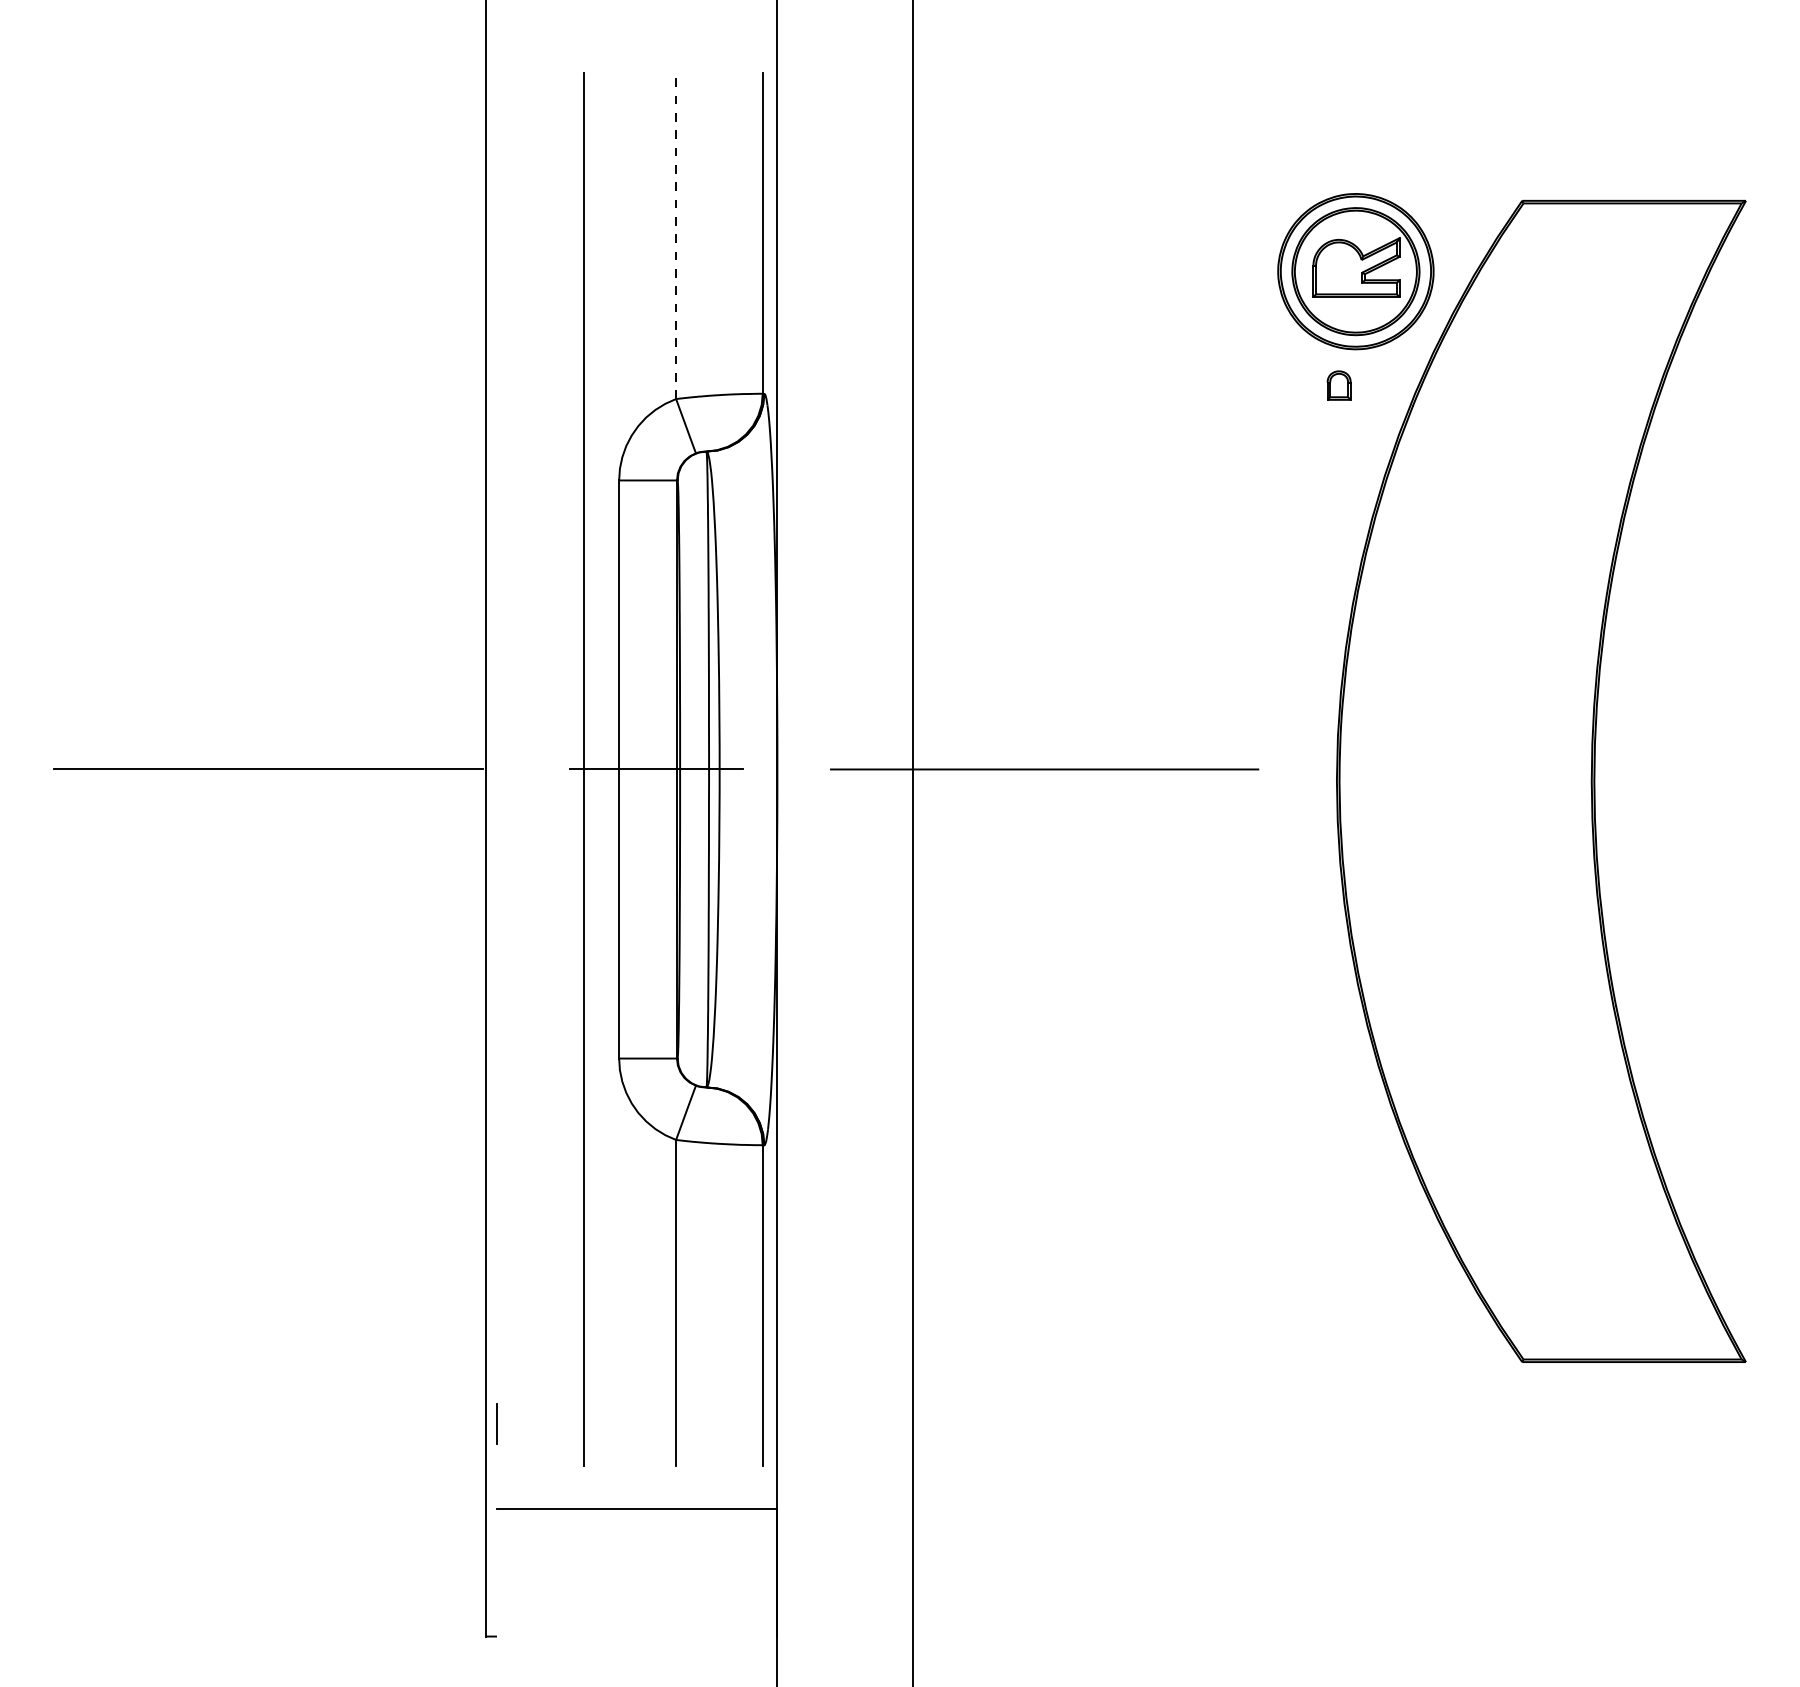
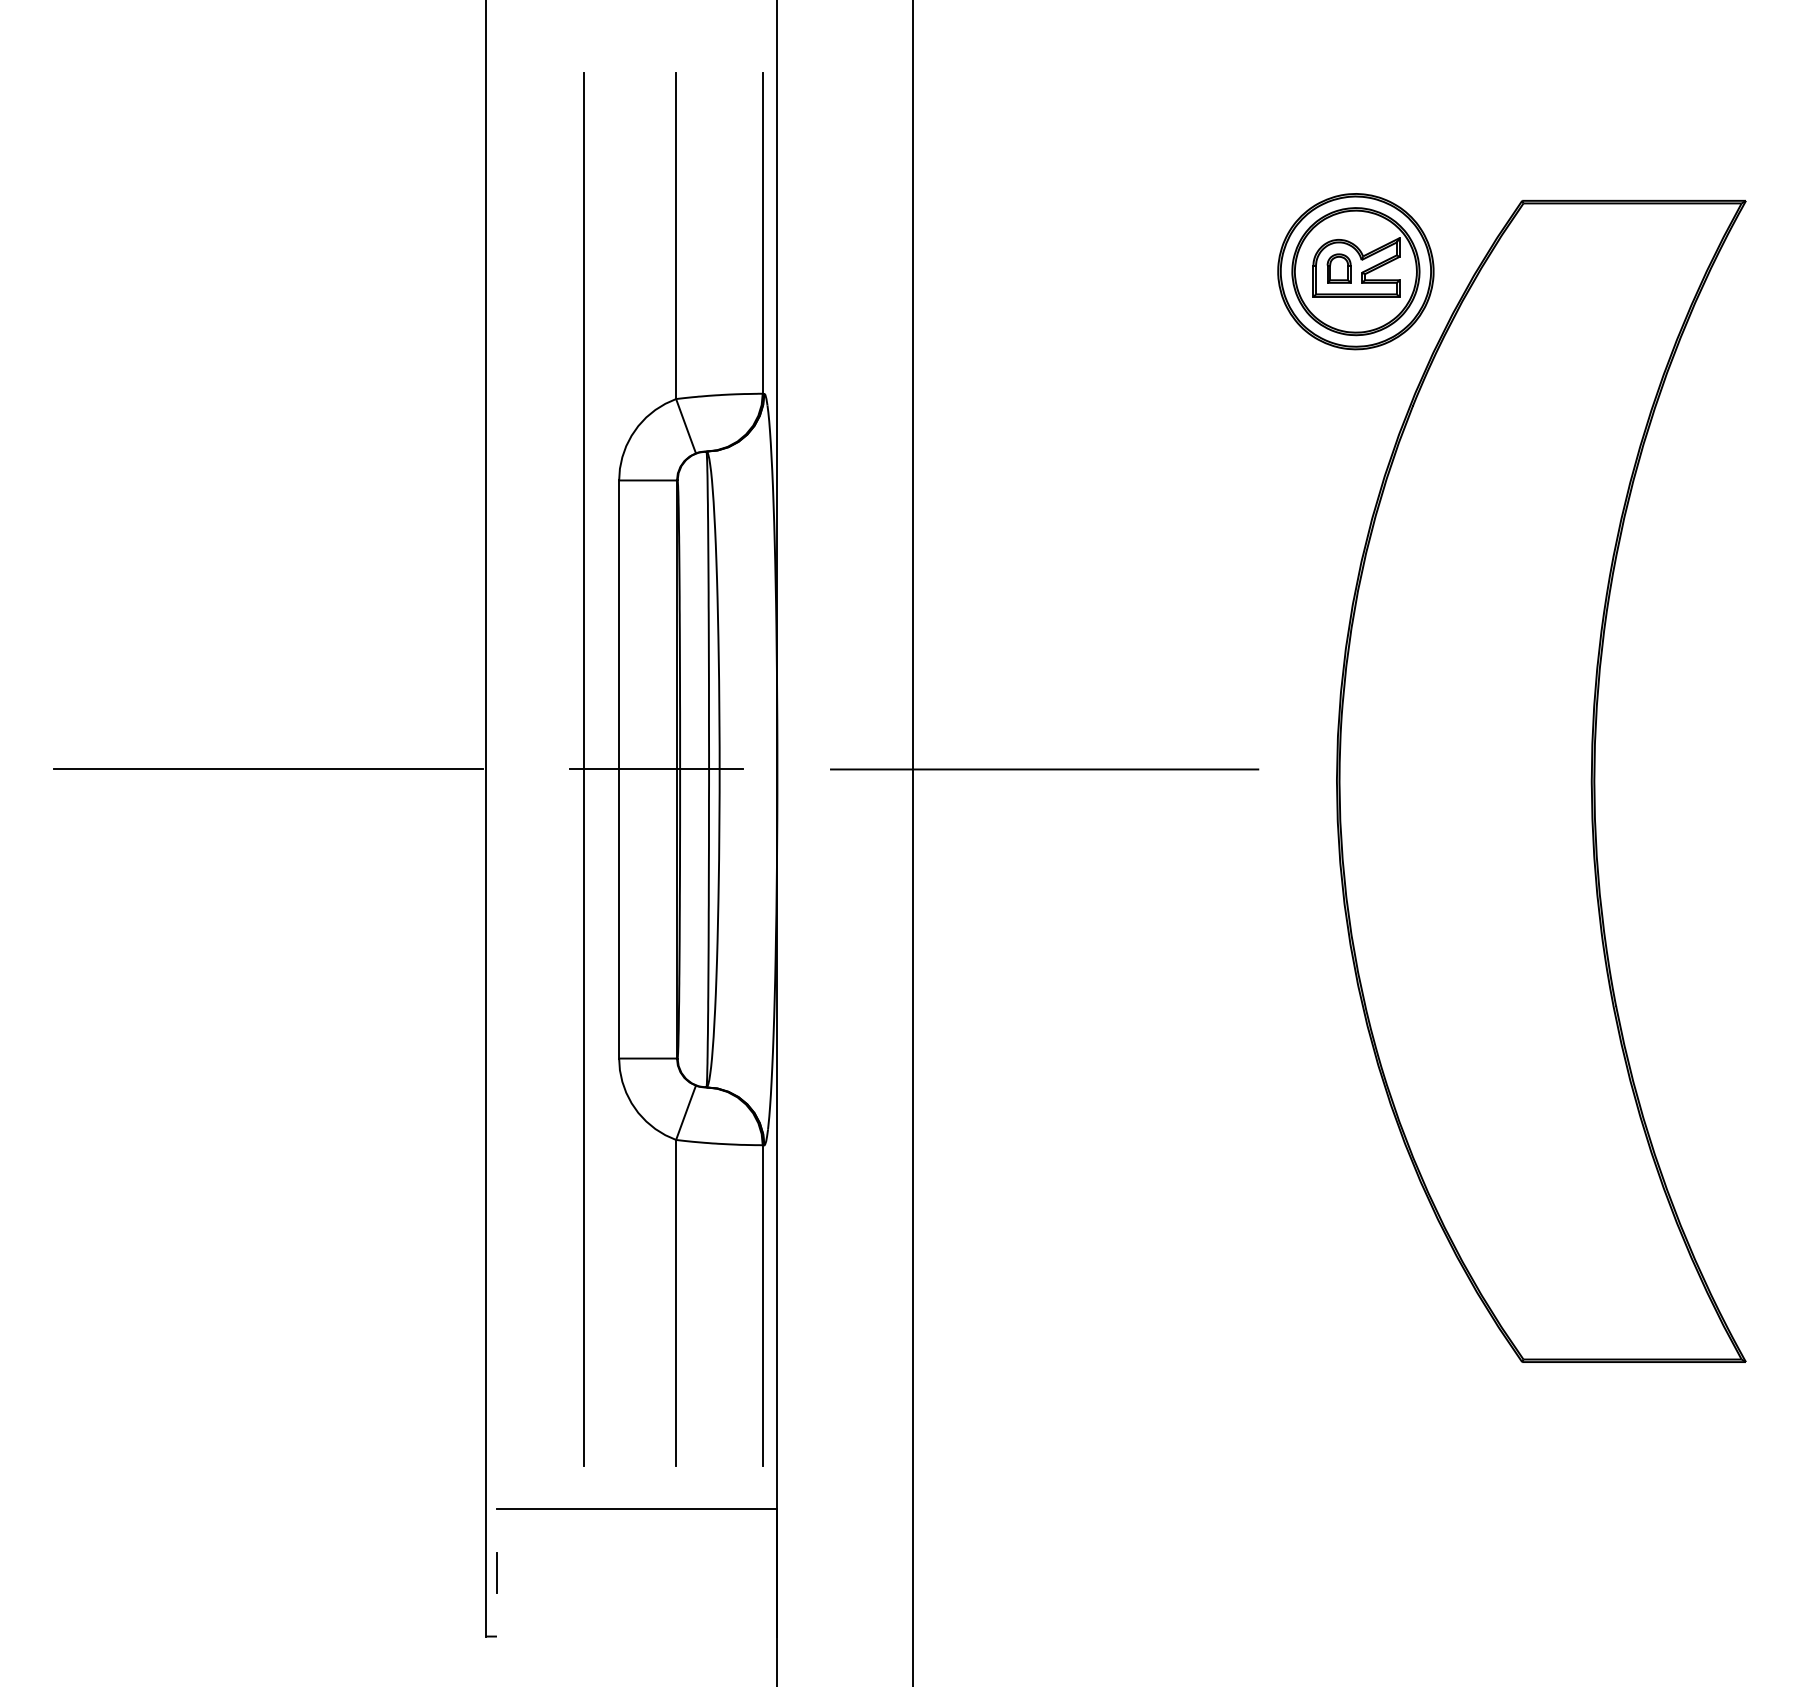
line: dashed -> solid (676, 235)
part position: (1338, 385) -> (1338, 268) (1338, 268)
line position: (496, 1423) -> (496, 1572) (496, 1572)
